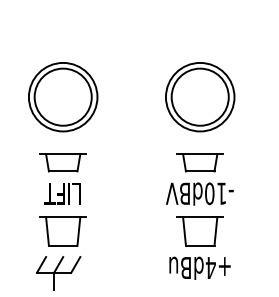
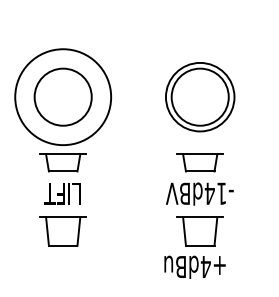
circle diameter: 69 px -> 96 px (63, 97)
text: -10dBV -> -14dBV (209, 193)
text position: (199, 267) -> (194, 266) (194, 266)
part: present -> none (58, 273)
